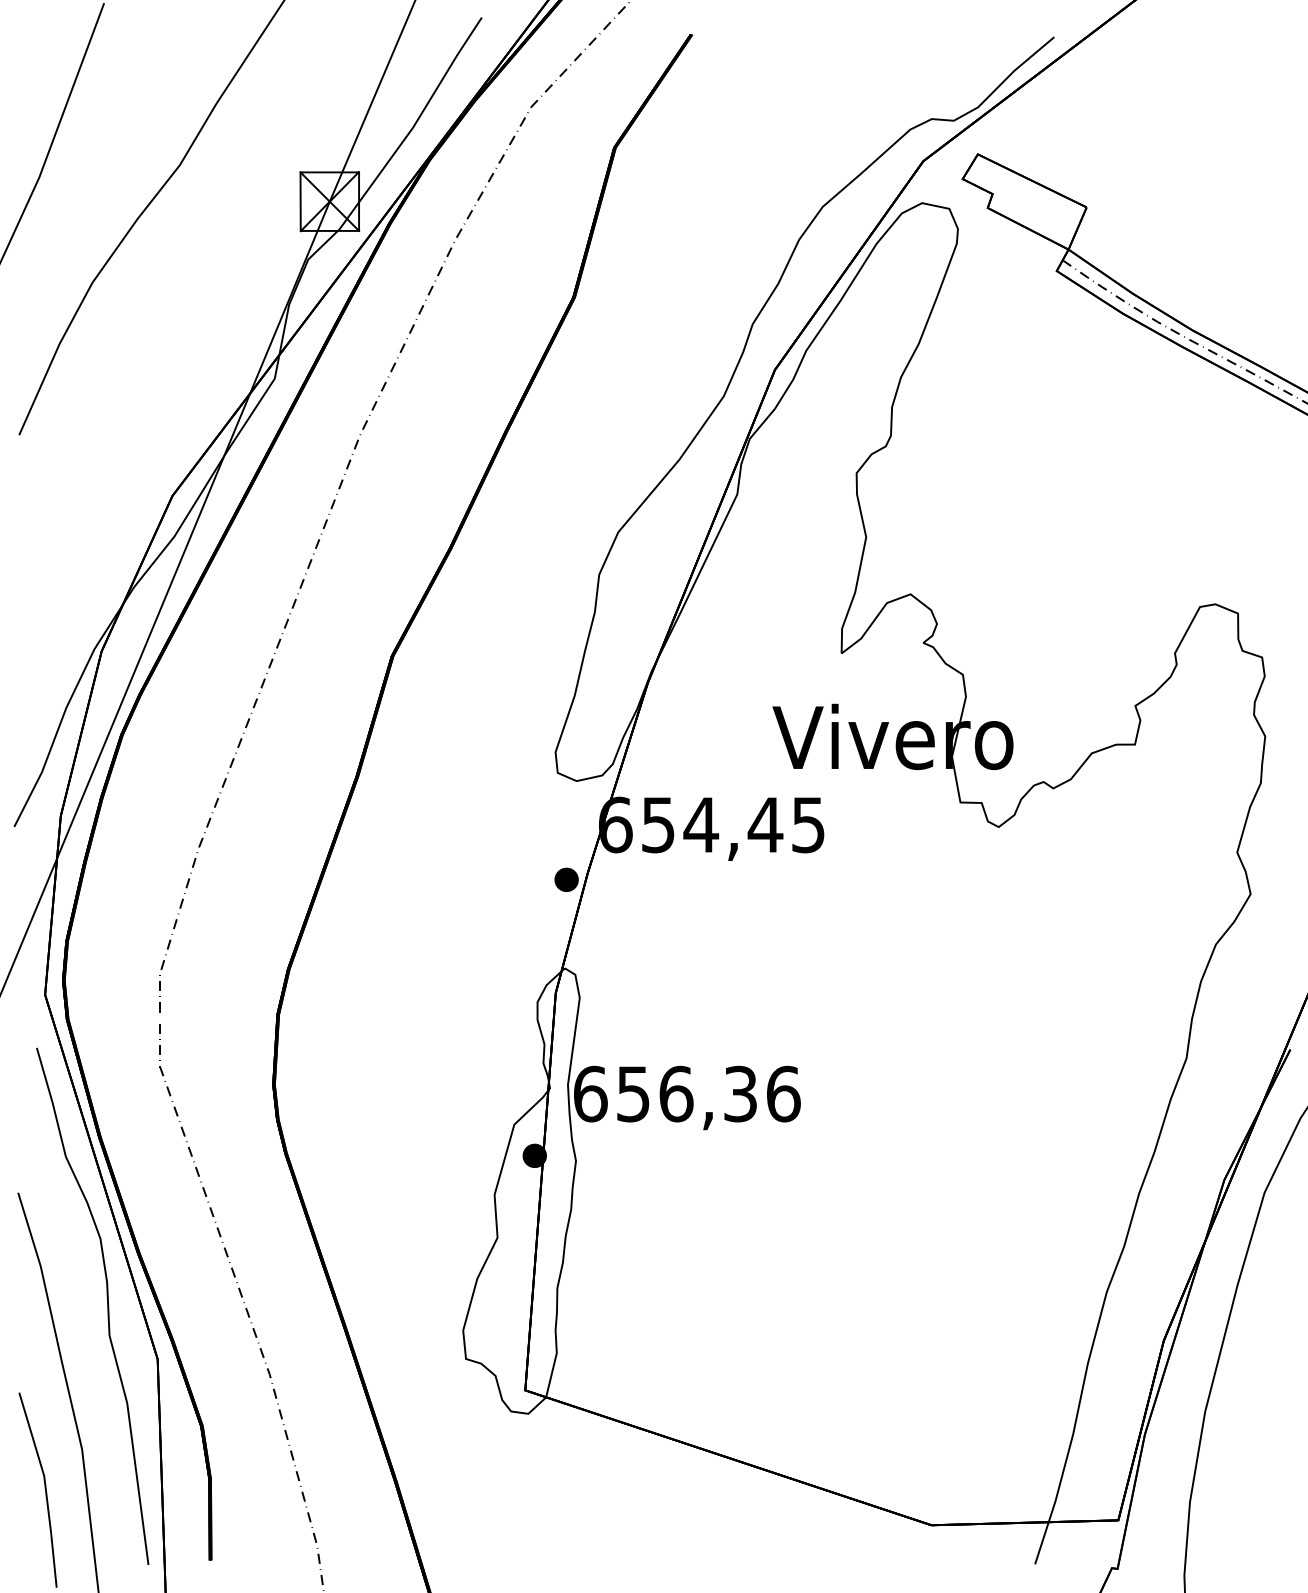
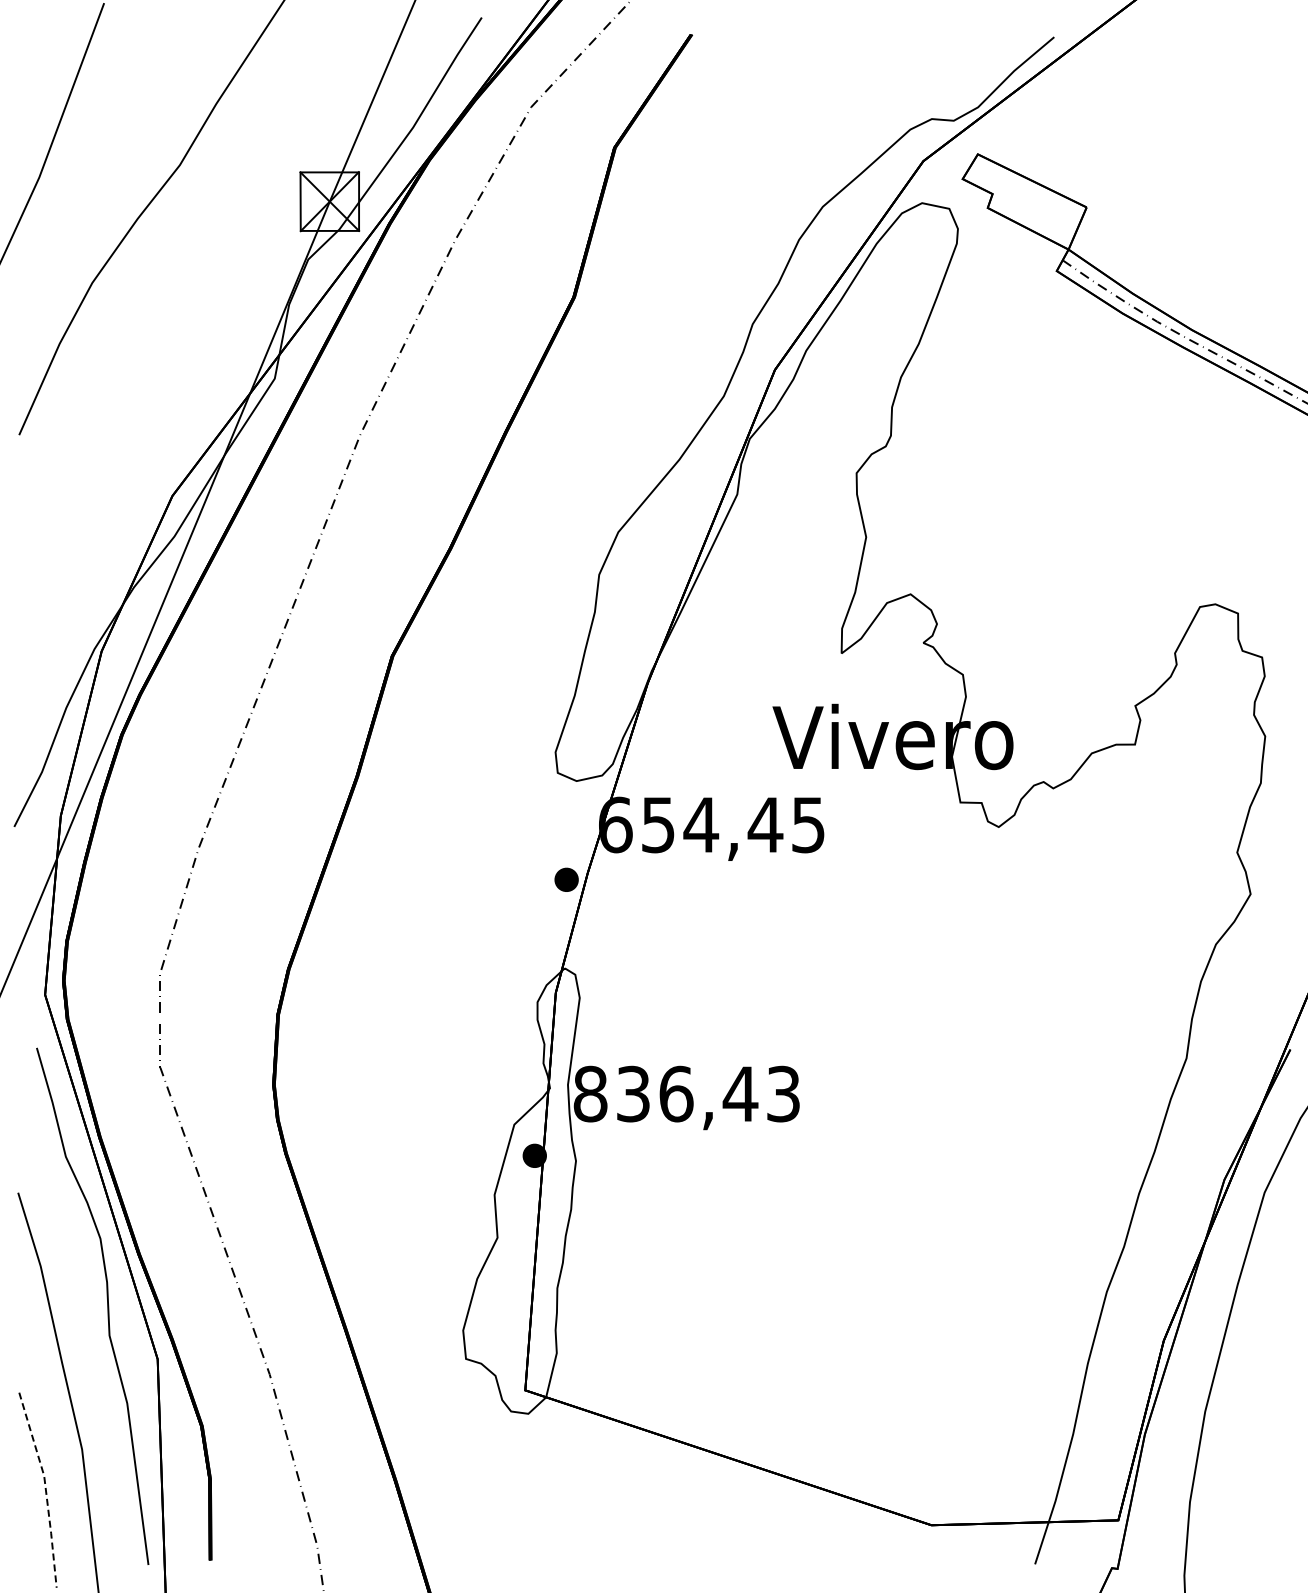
text: 656,36 -> 836,43 (686, 1093)
line: solid -> dashed (45, 1488)
